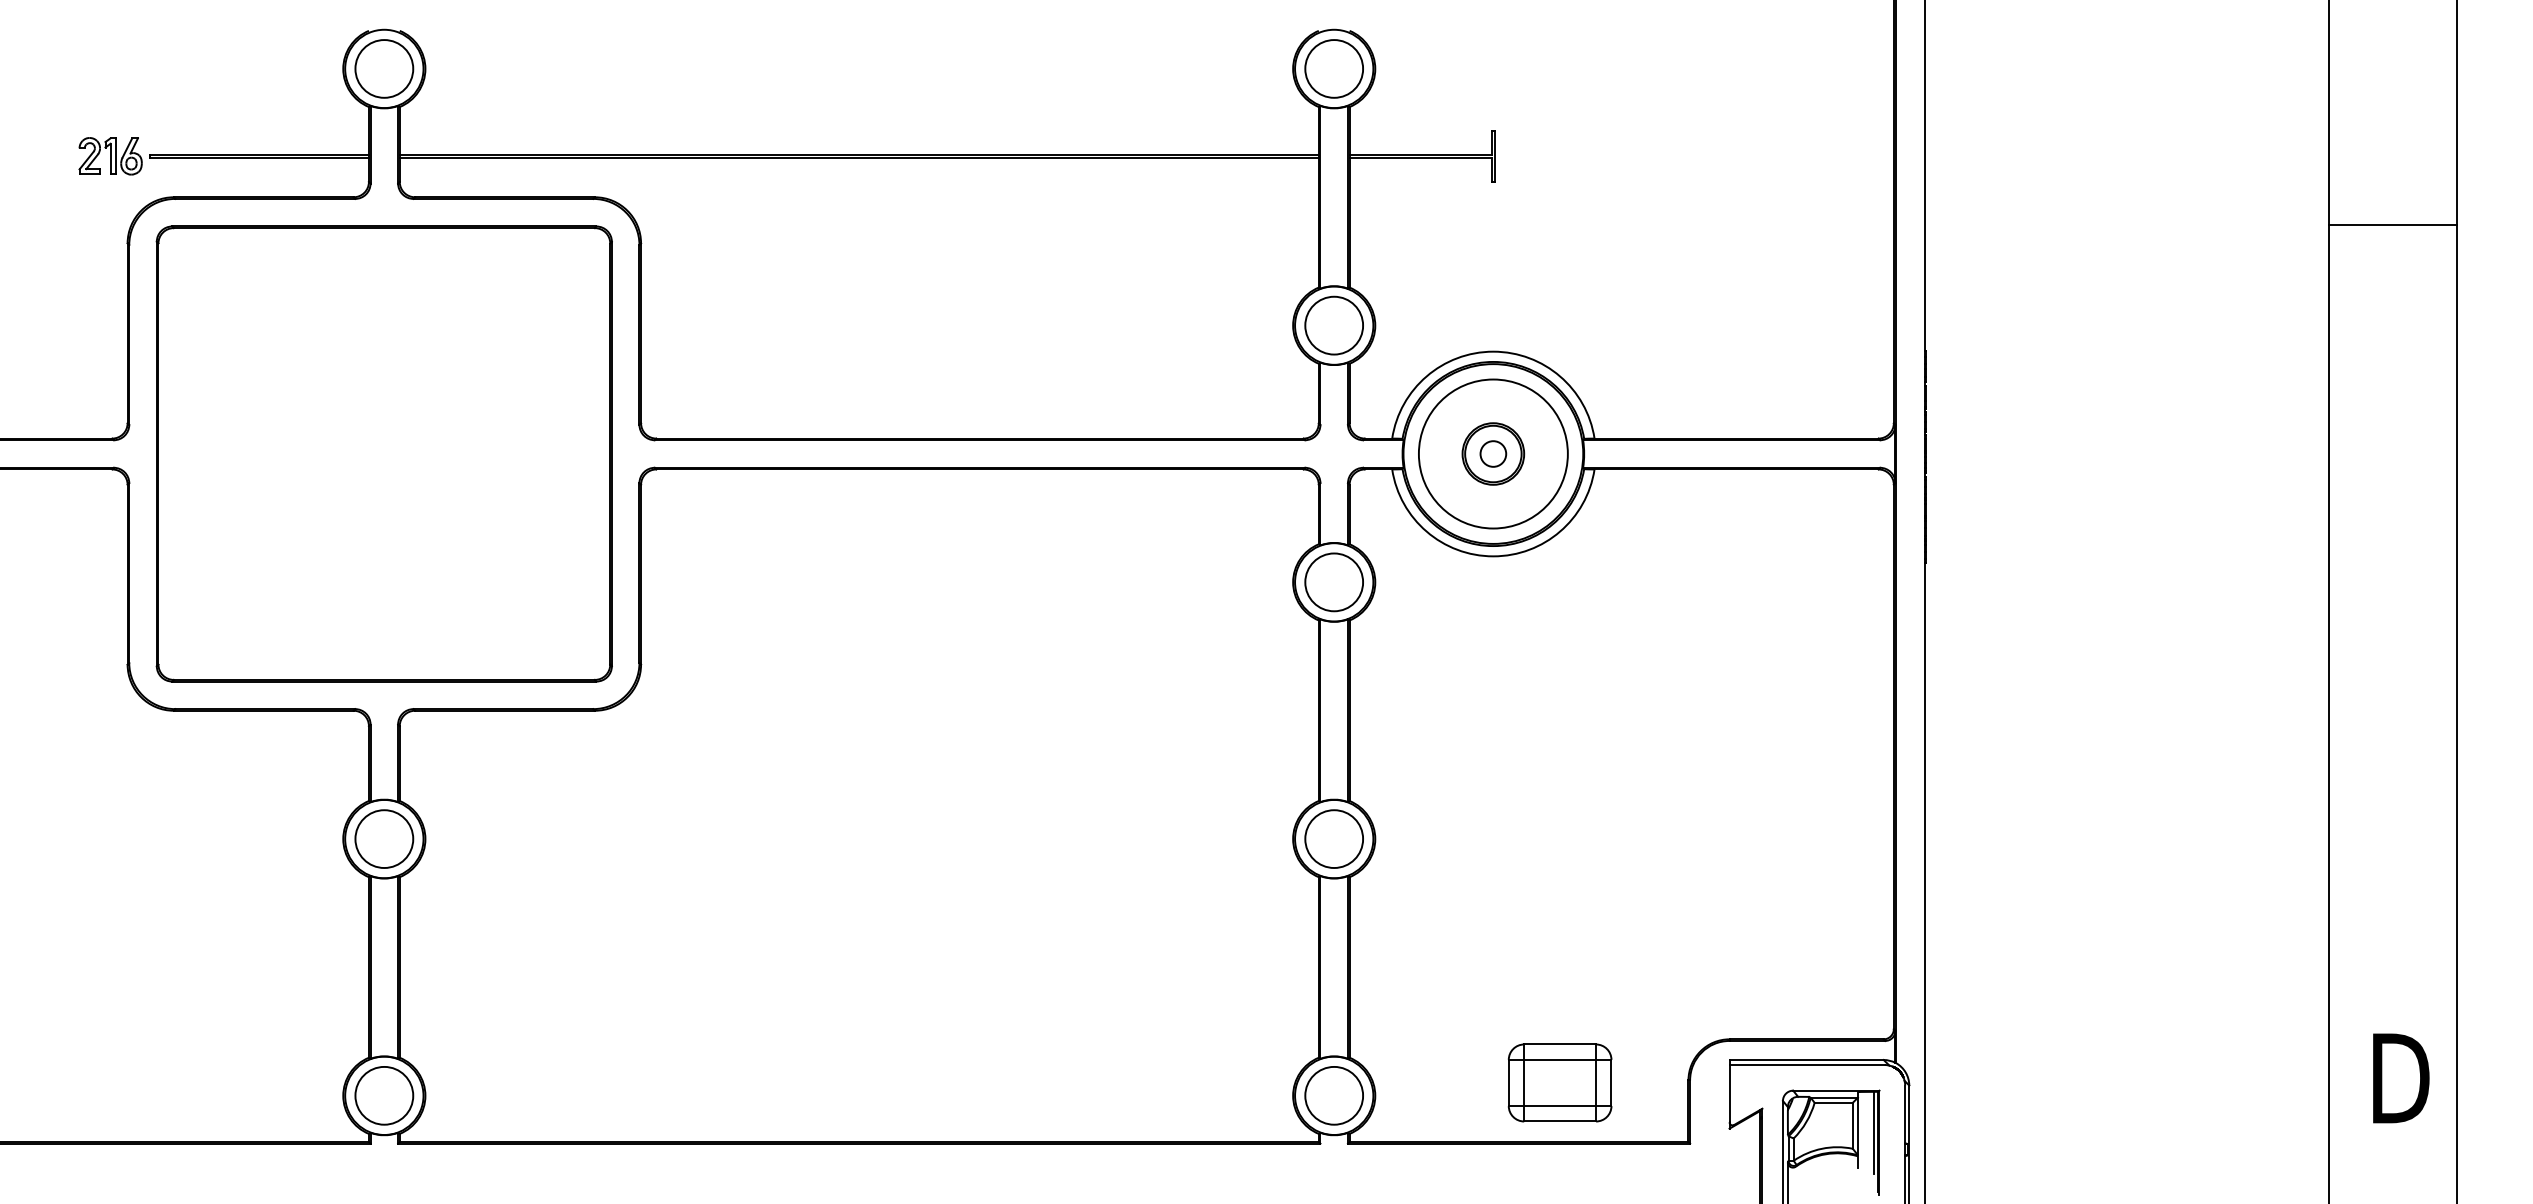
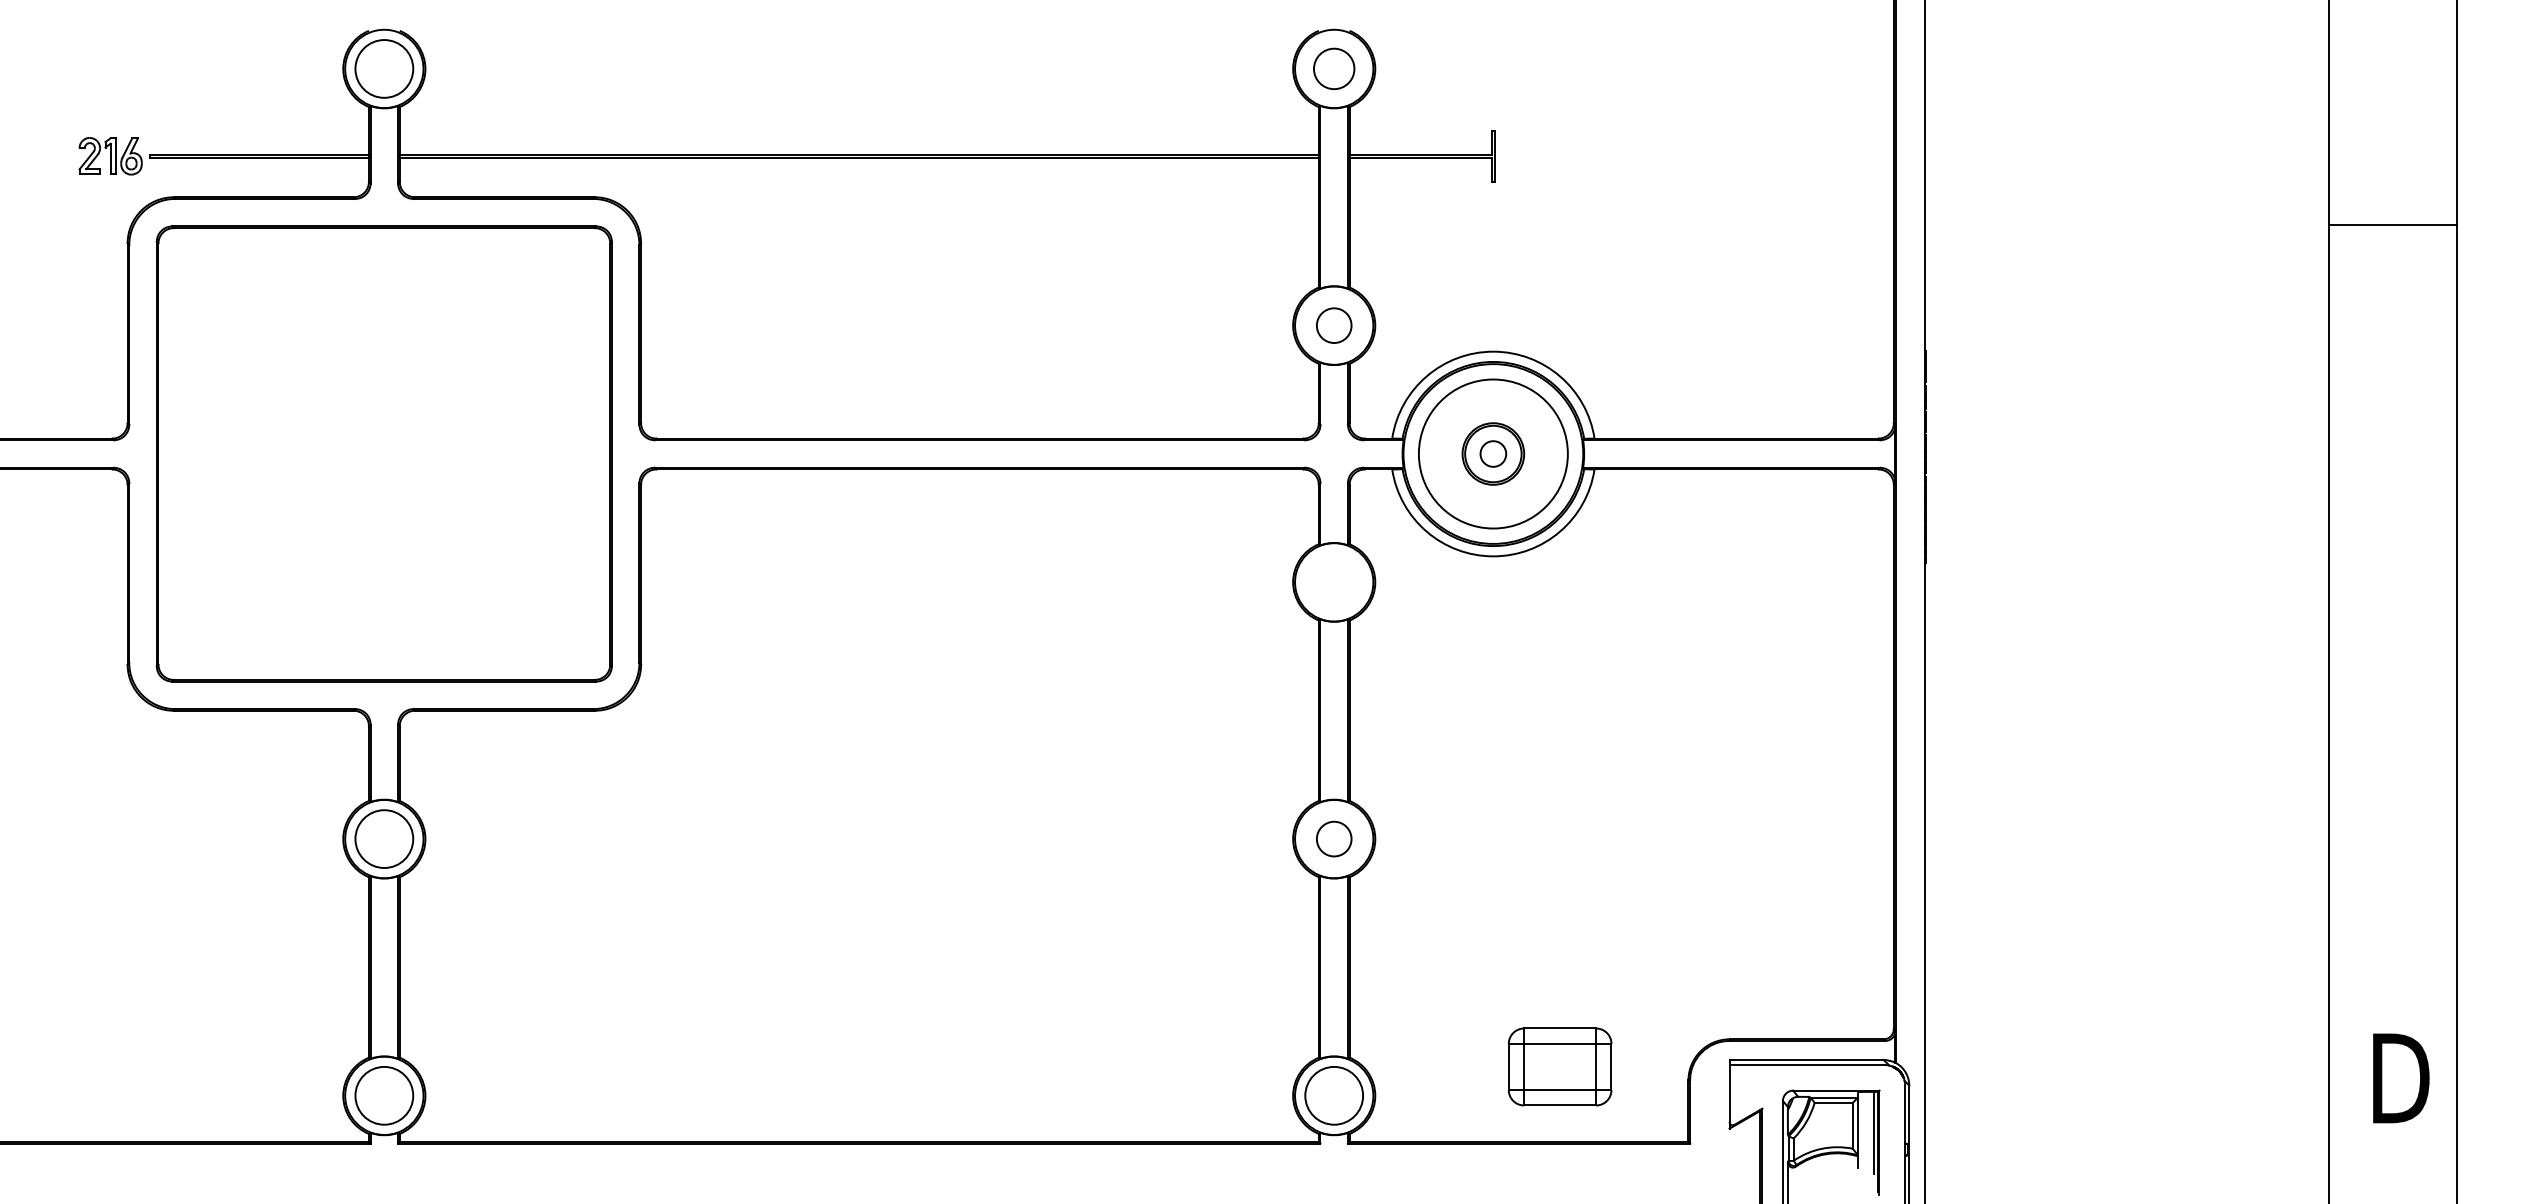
circle diameter: 58 px -> 40 px (1333, 68)
circle diameter: 58 px -> 35 px (1333, 325)
circle: present -> none (1333, 582)
circle diameter: 58 px -> 35 px (1333, 838)
part position: (1559, 1082) -> (1559, 1066) (1559, 1066)
